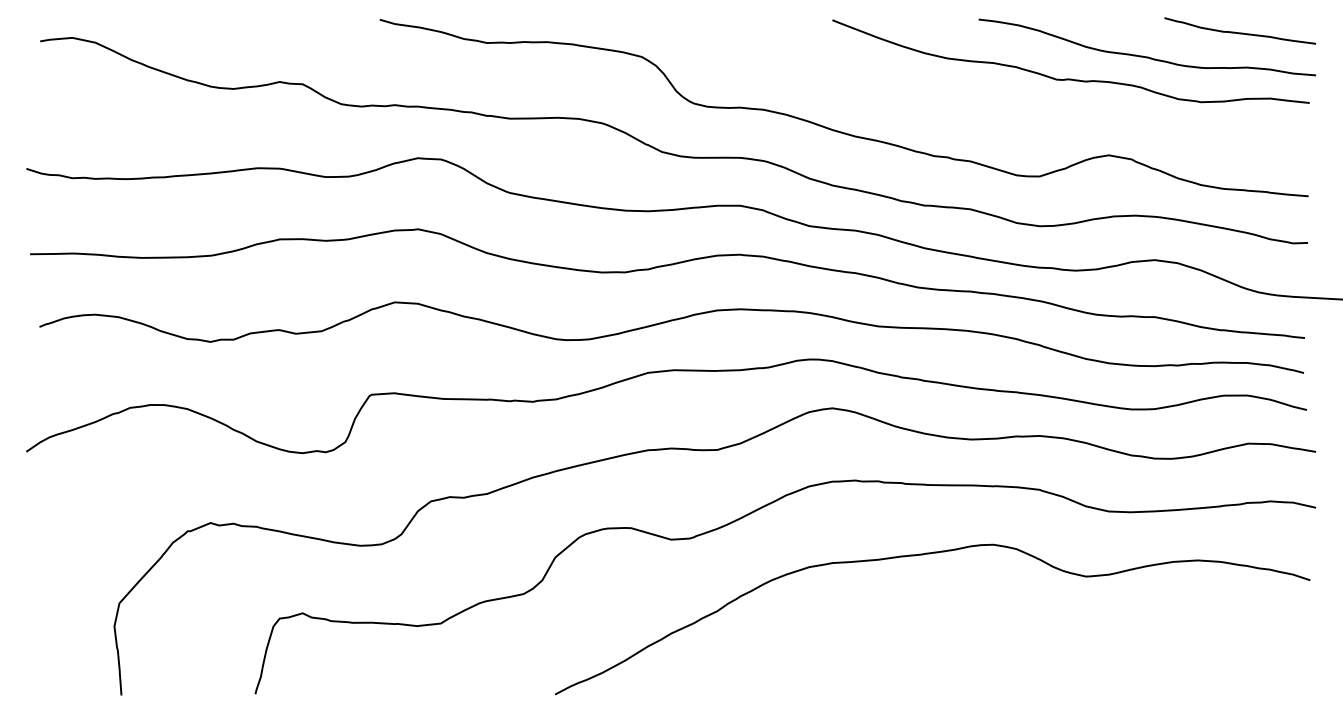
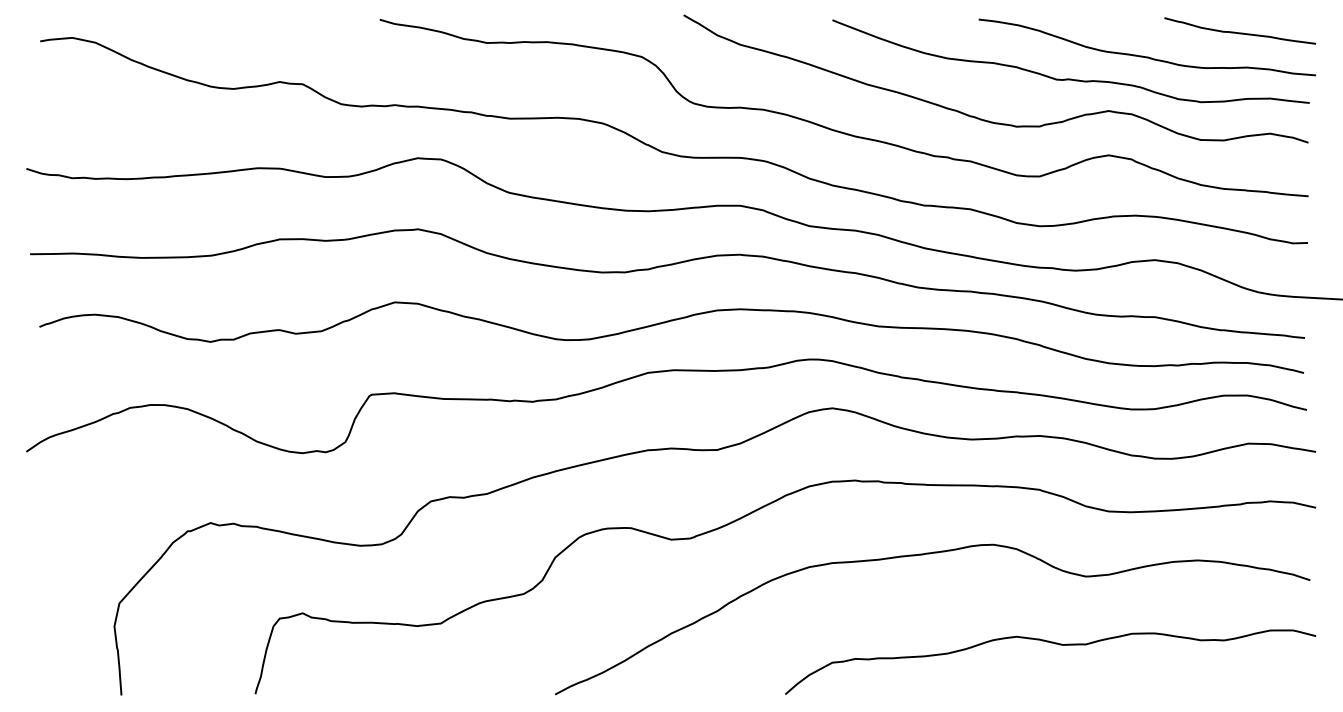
curve: none -> present (985, 119)
curve: none -> present (1055, 644)
